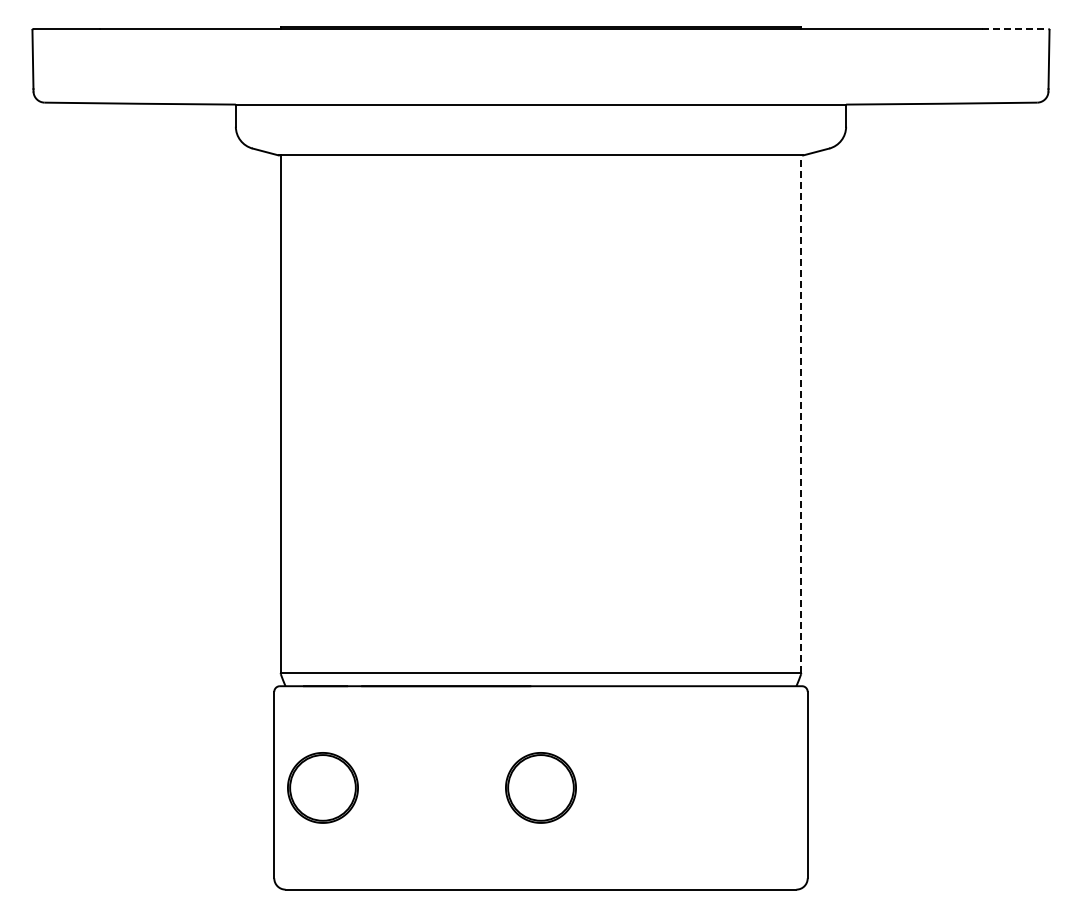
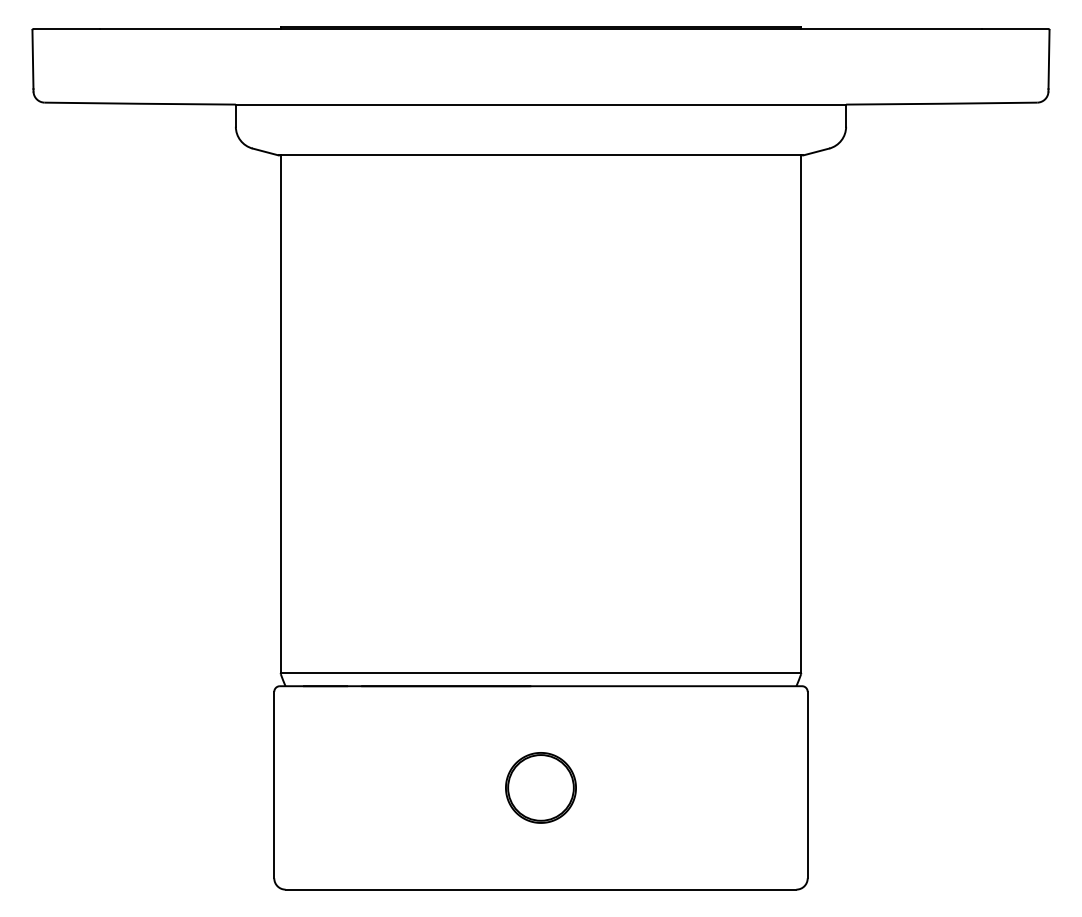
line: dashed -> solid (1015, 29)
line: dashed -> solid (800, 414)
part: present -> none (322, 787)
